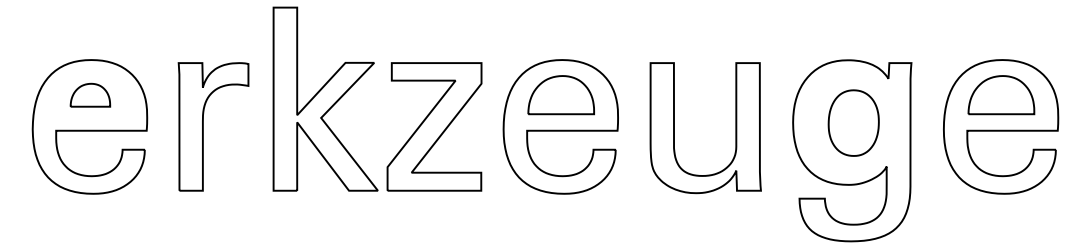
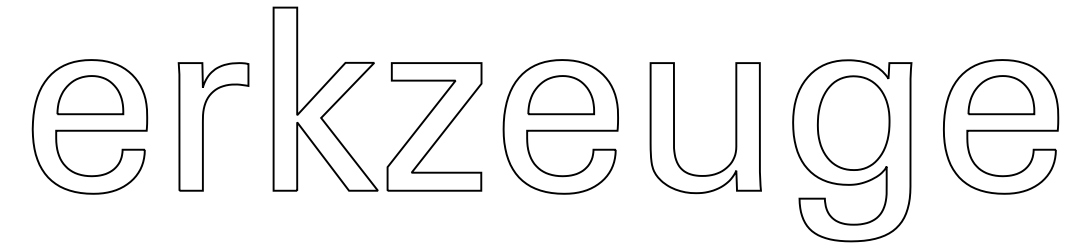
part size: 43x26 px -> 69x41 px (90, 95)
part size: 53x68 px -> 74x96 px (853, 122)
